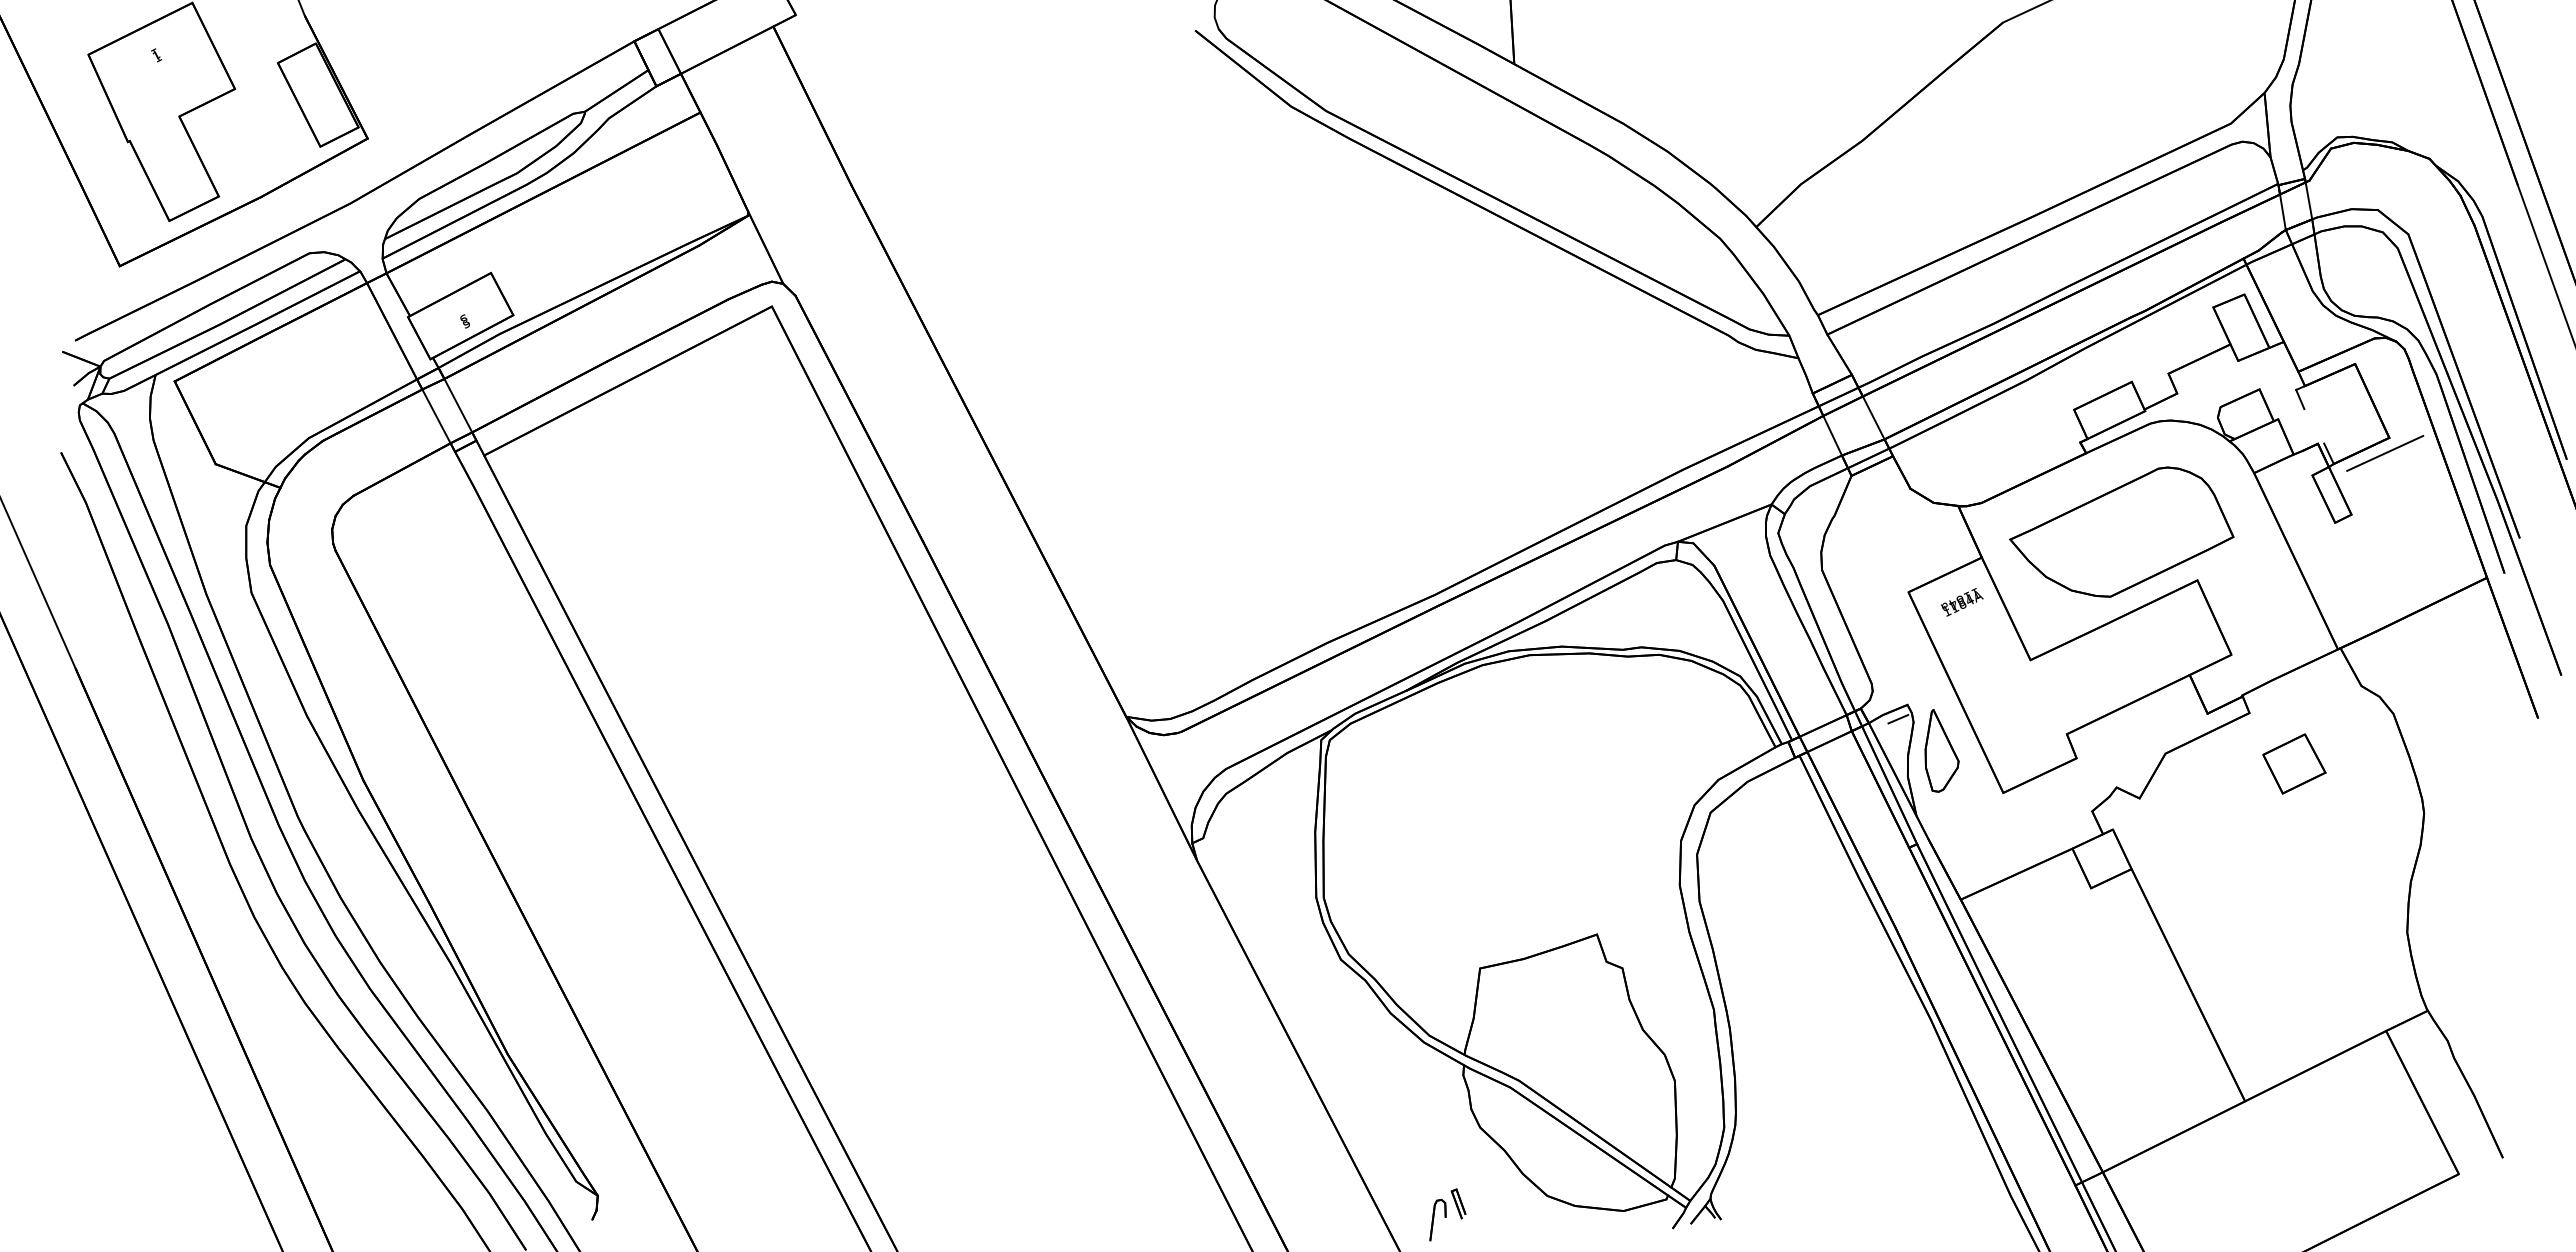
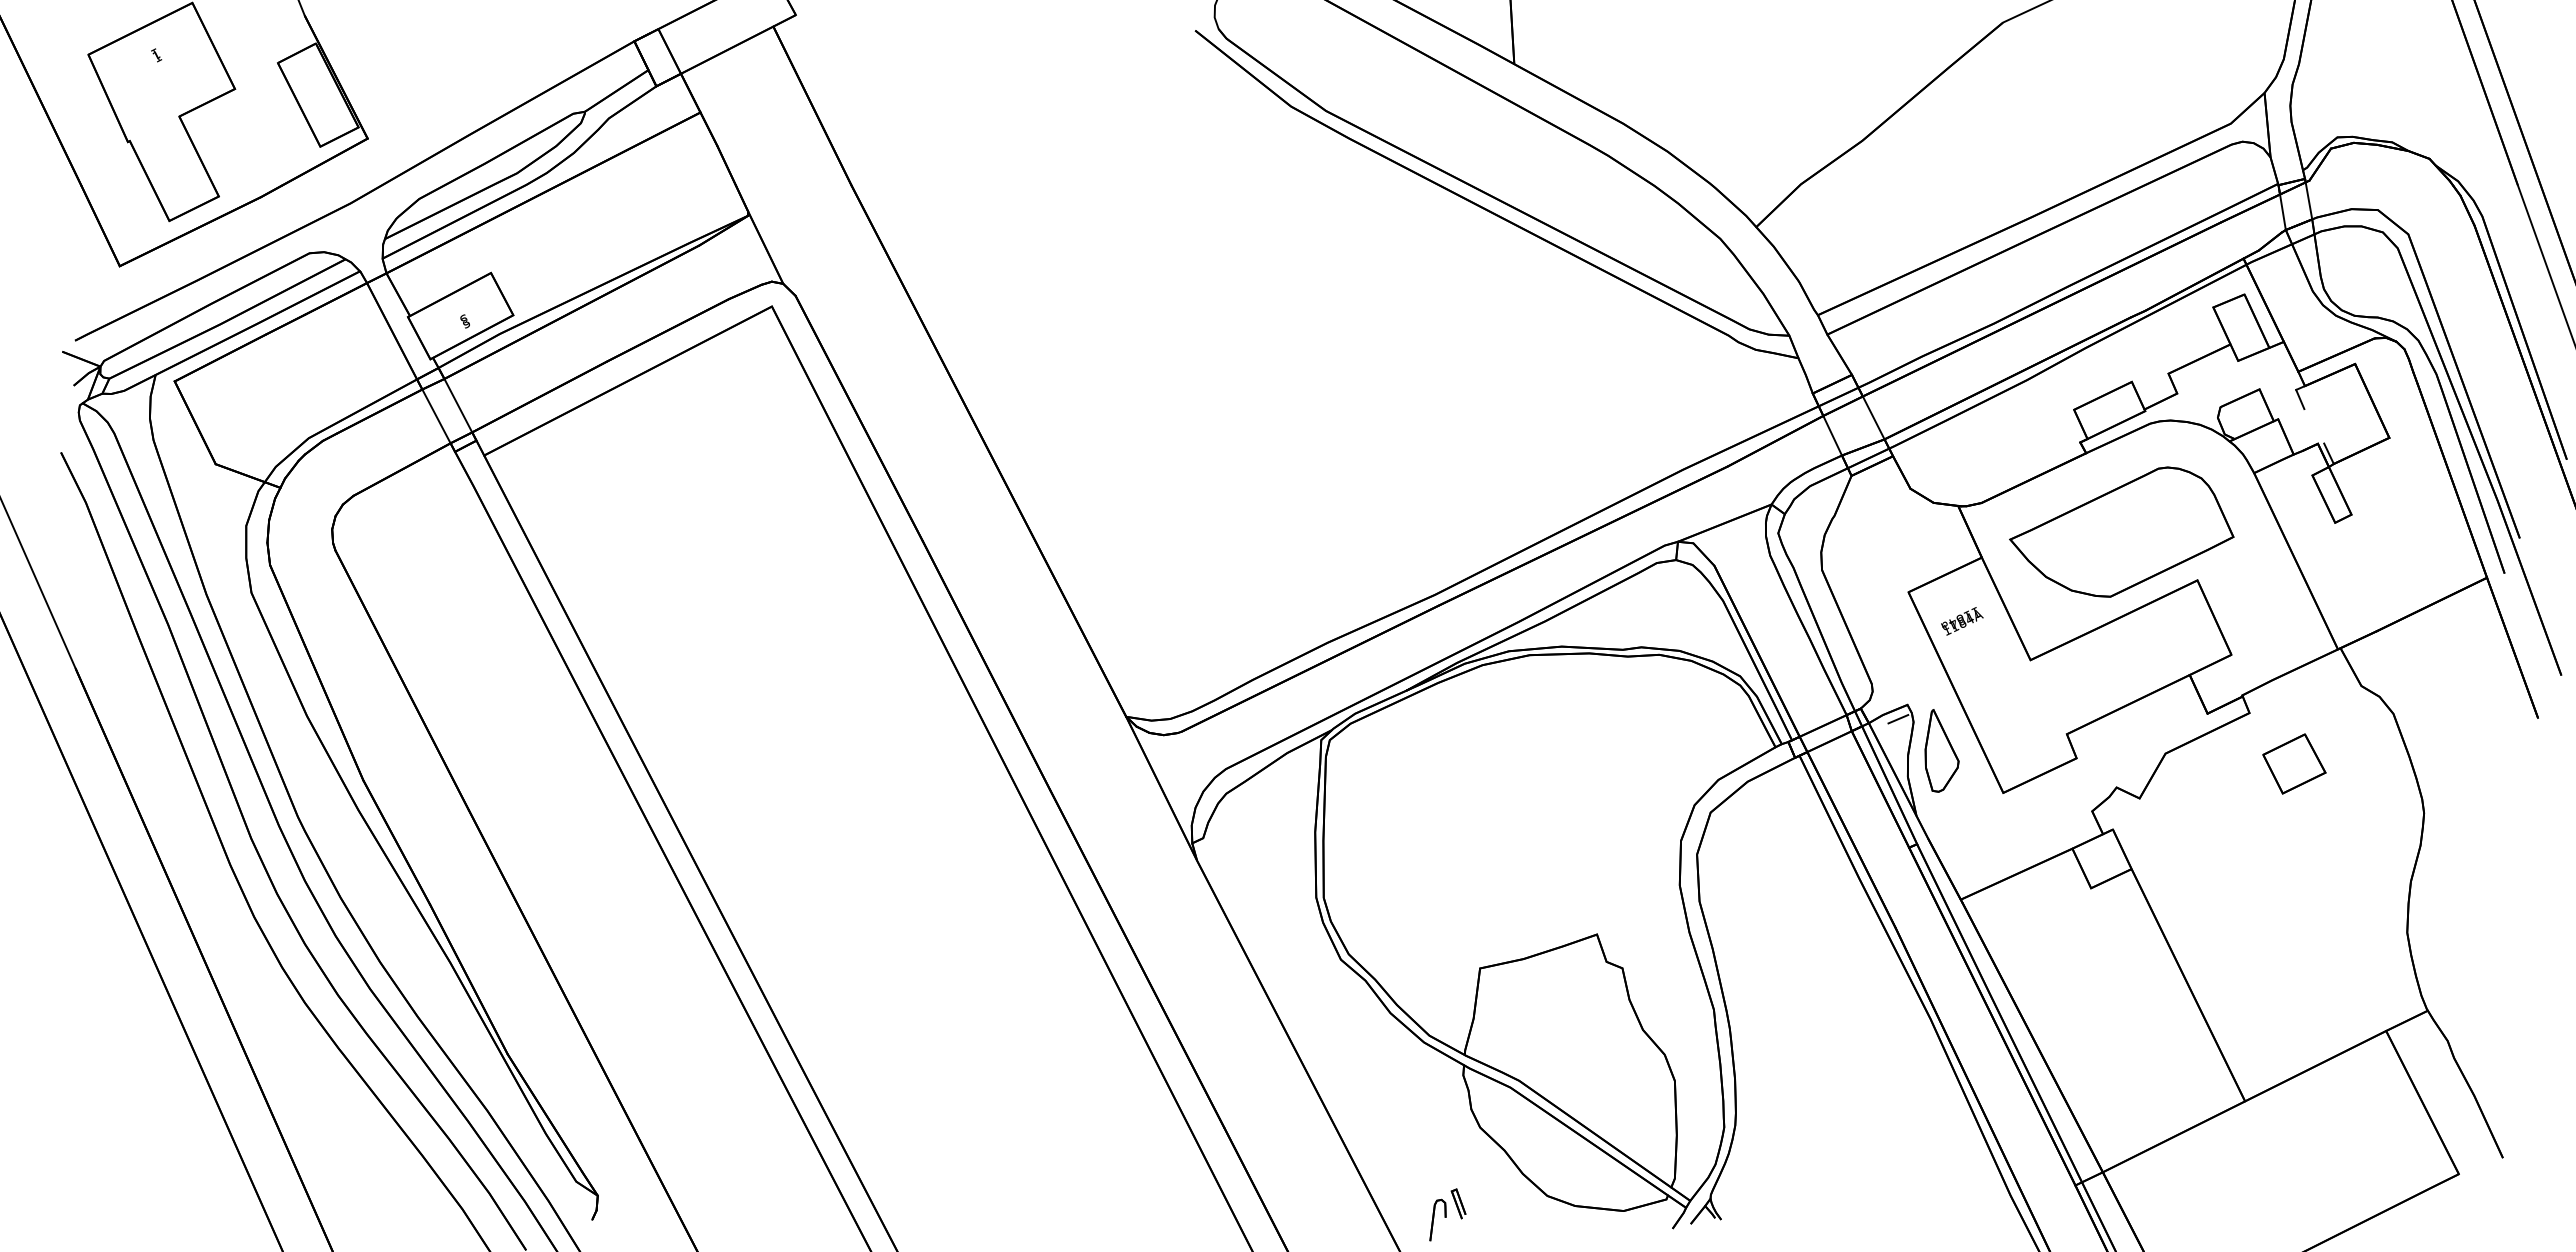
line: present -> none (2385, 452)
text position: (1962, 602) -> (1962, 621) (1962, 621)
